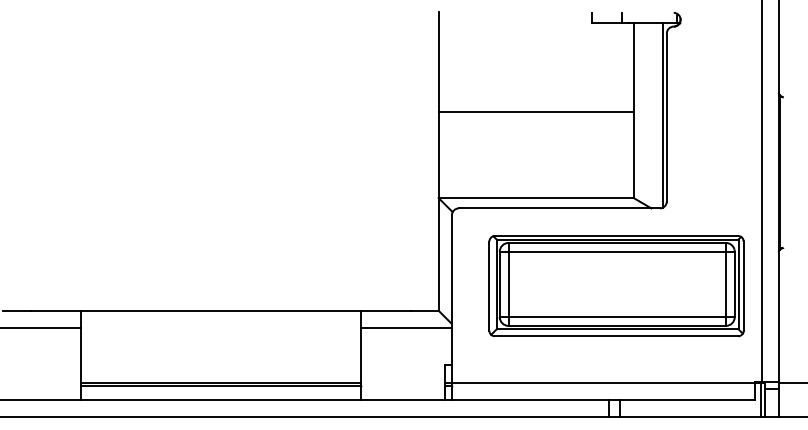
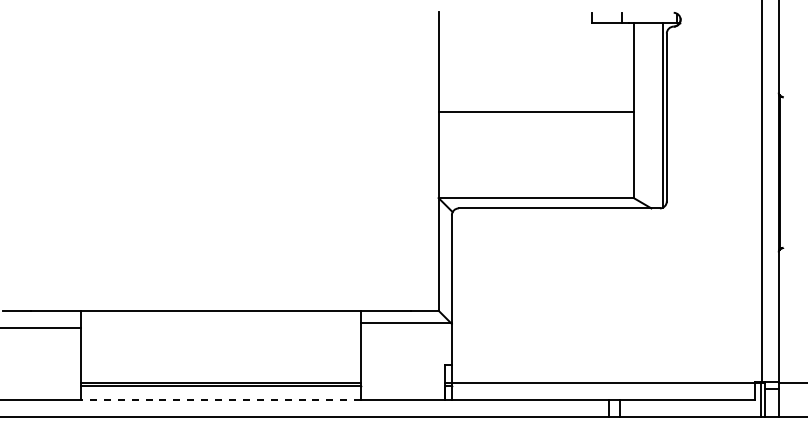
part: present -> none (616, 286)
line position: (406, 327) -> (406, 322) (406, 322)
line: solid -> dashed (220, 399)
